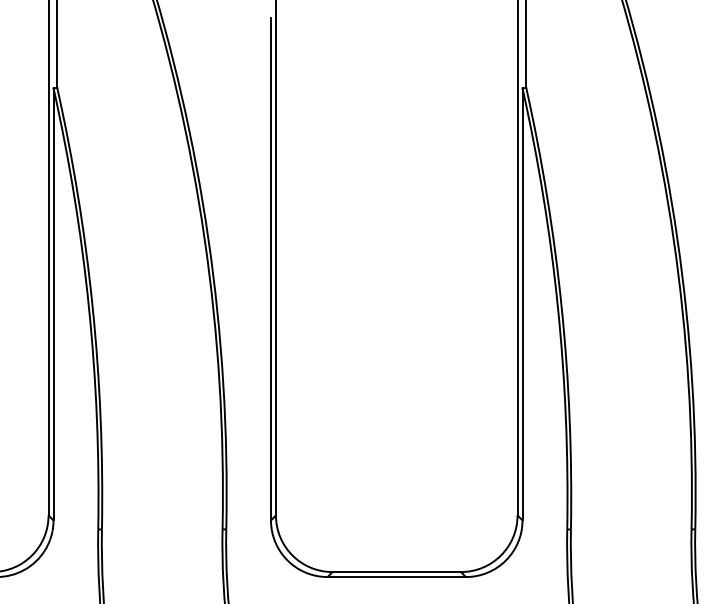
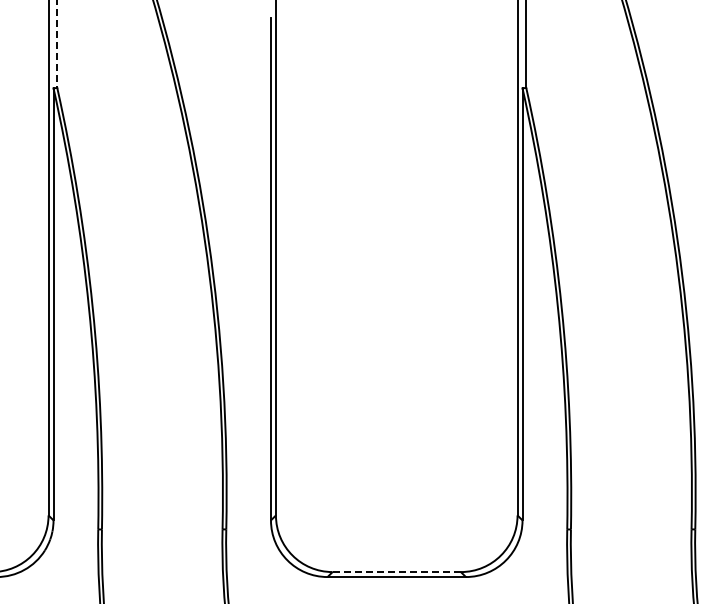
line: solid -> dashed (57, 44)
line: solid -> dashed (397, 572)
